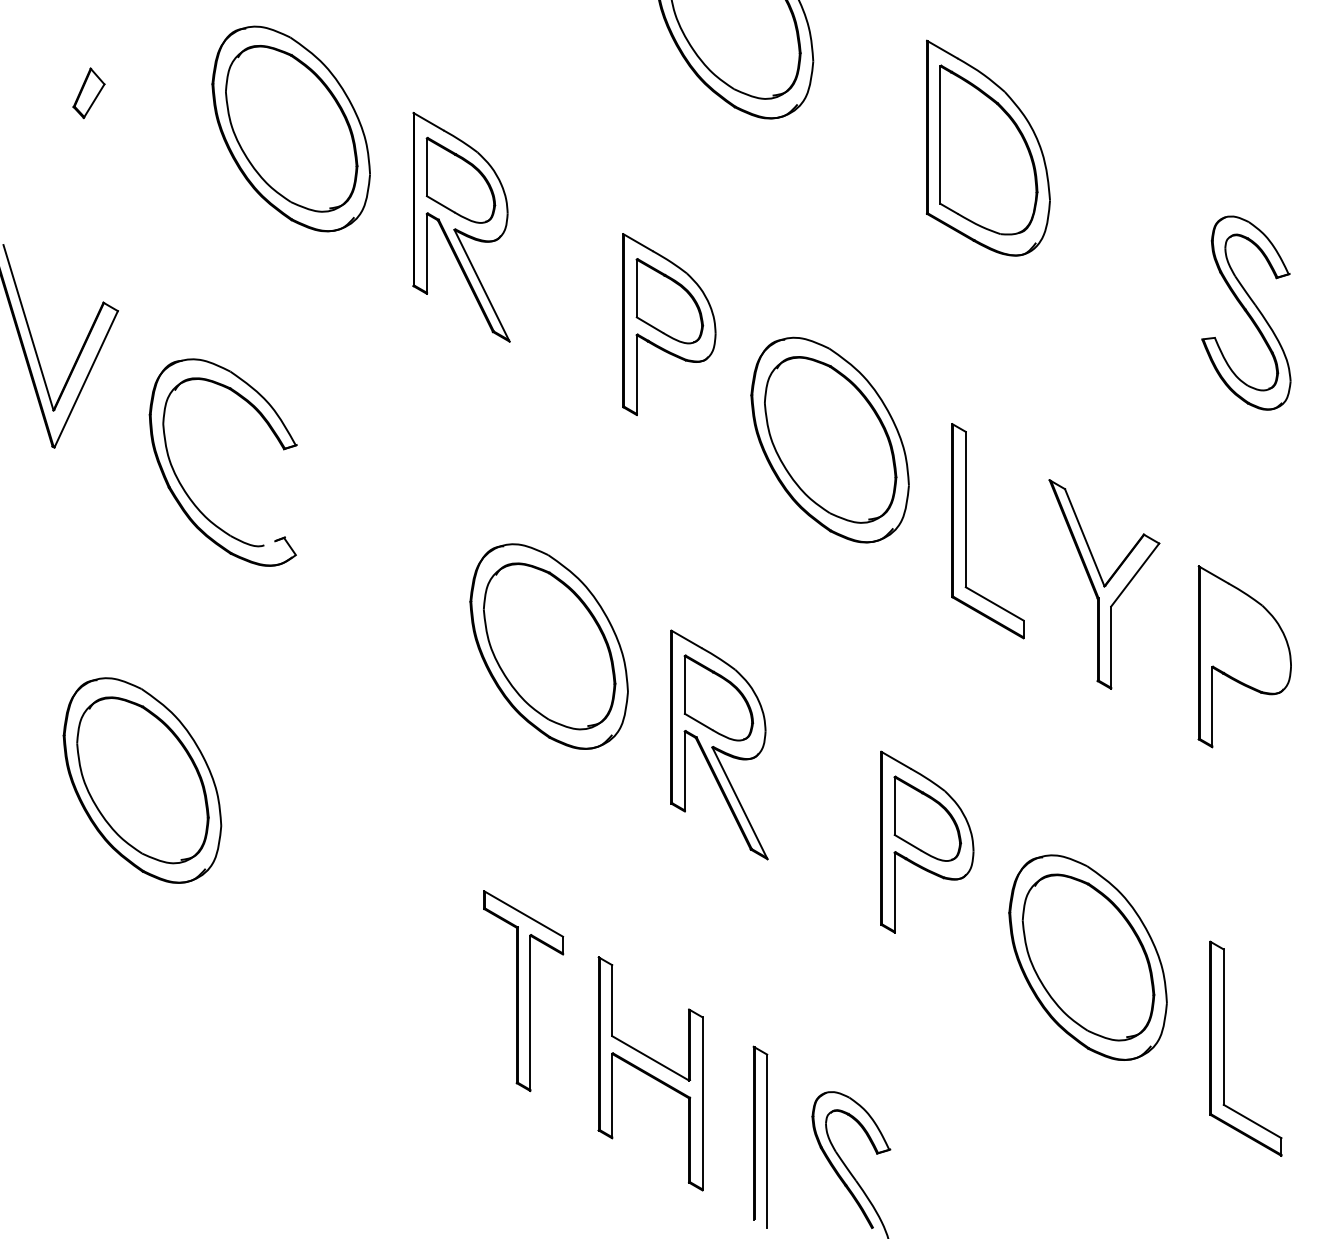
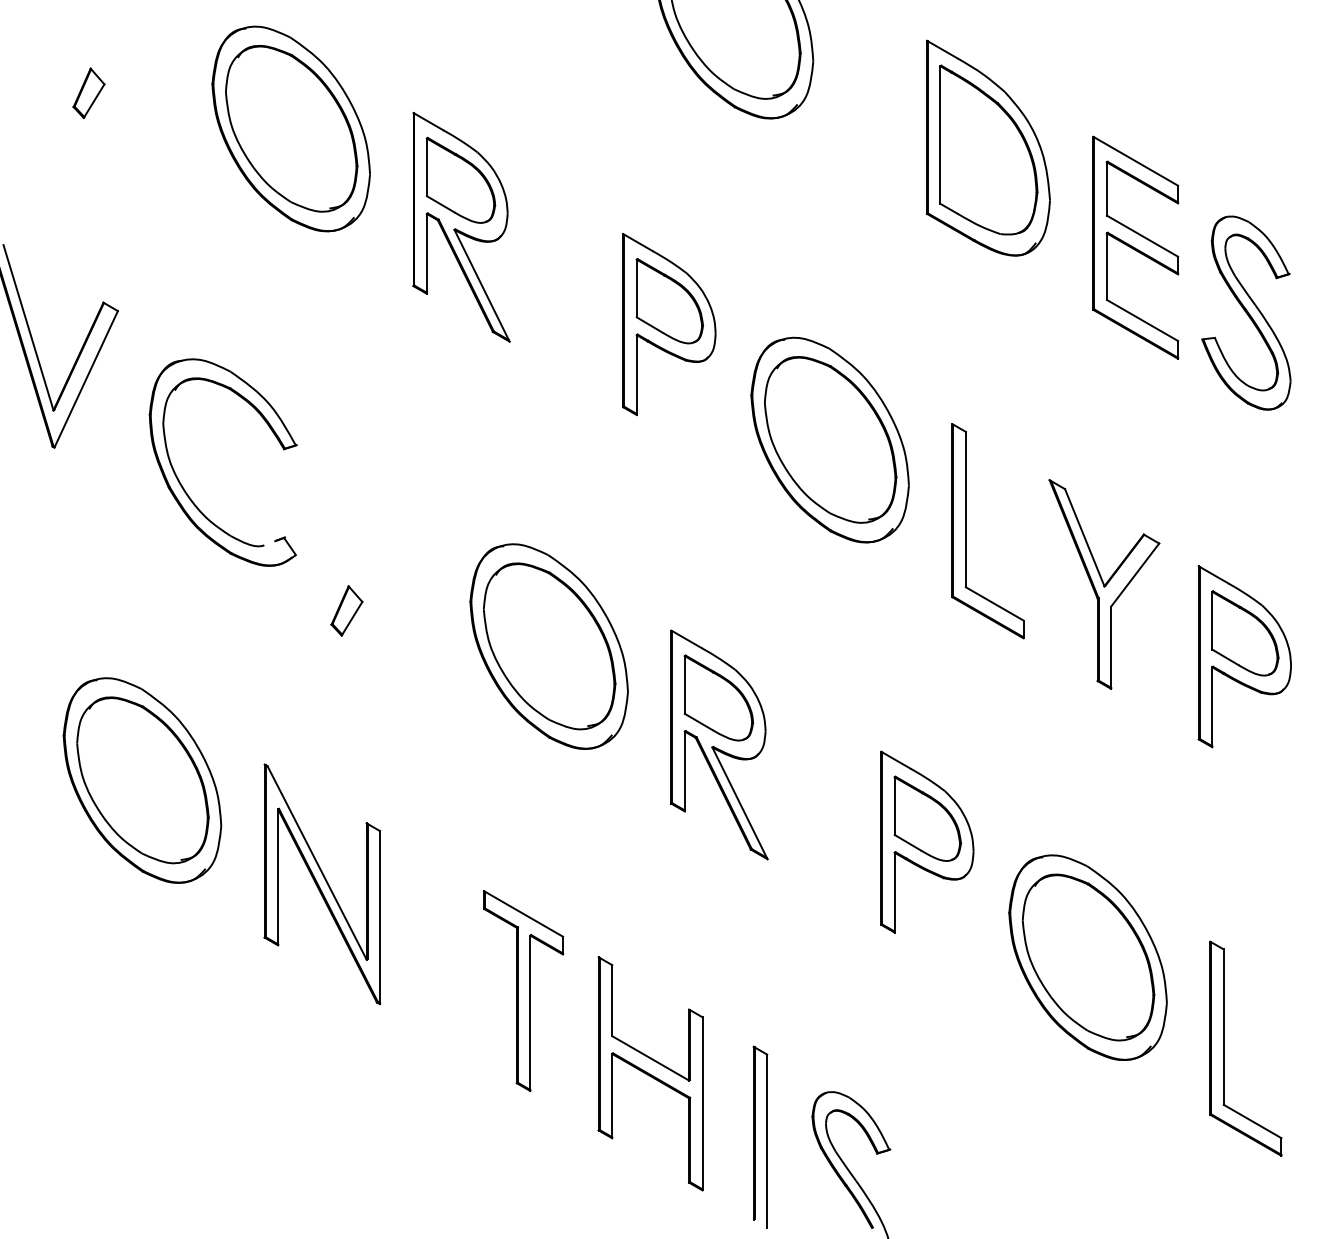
part: none -> present (1135, 247)
part: none -> present (346, 610)
part: none -> present (1245, 633)
part: none -> present (322, 884)
